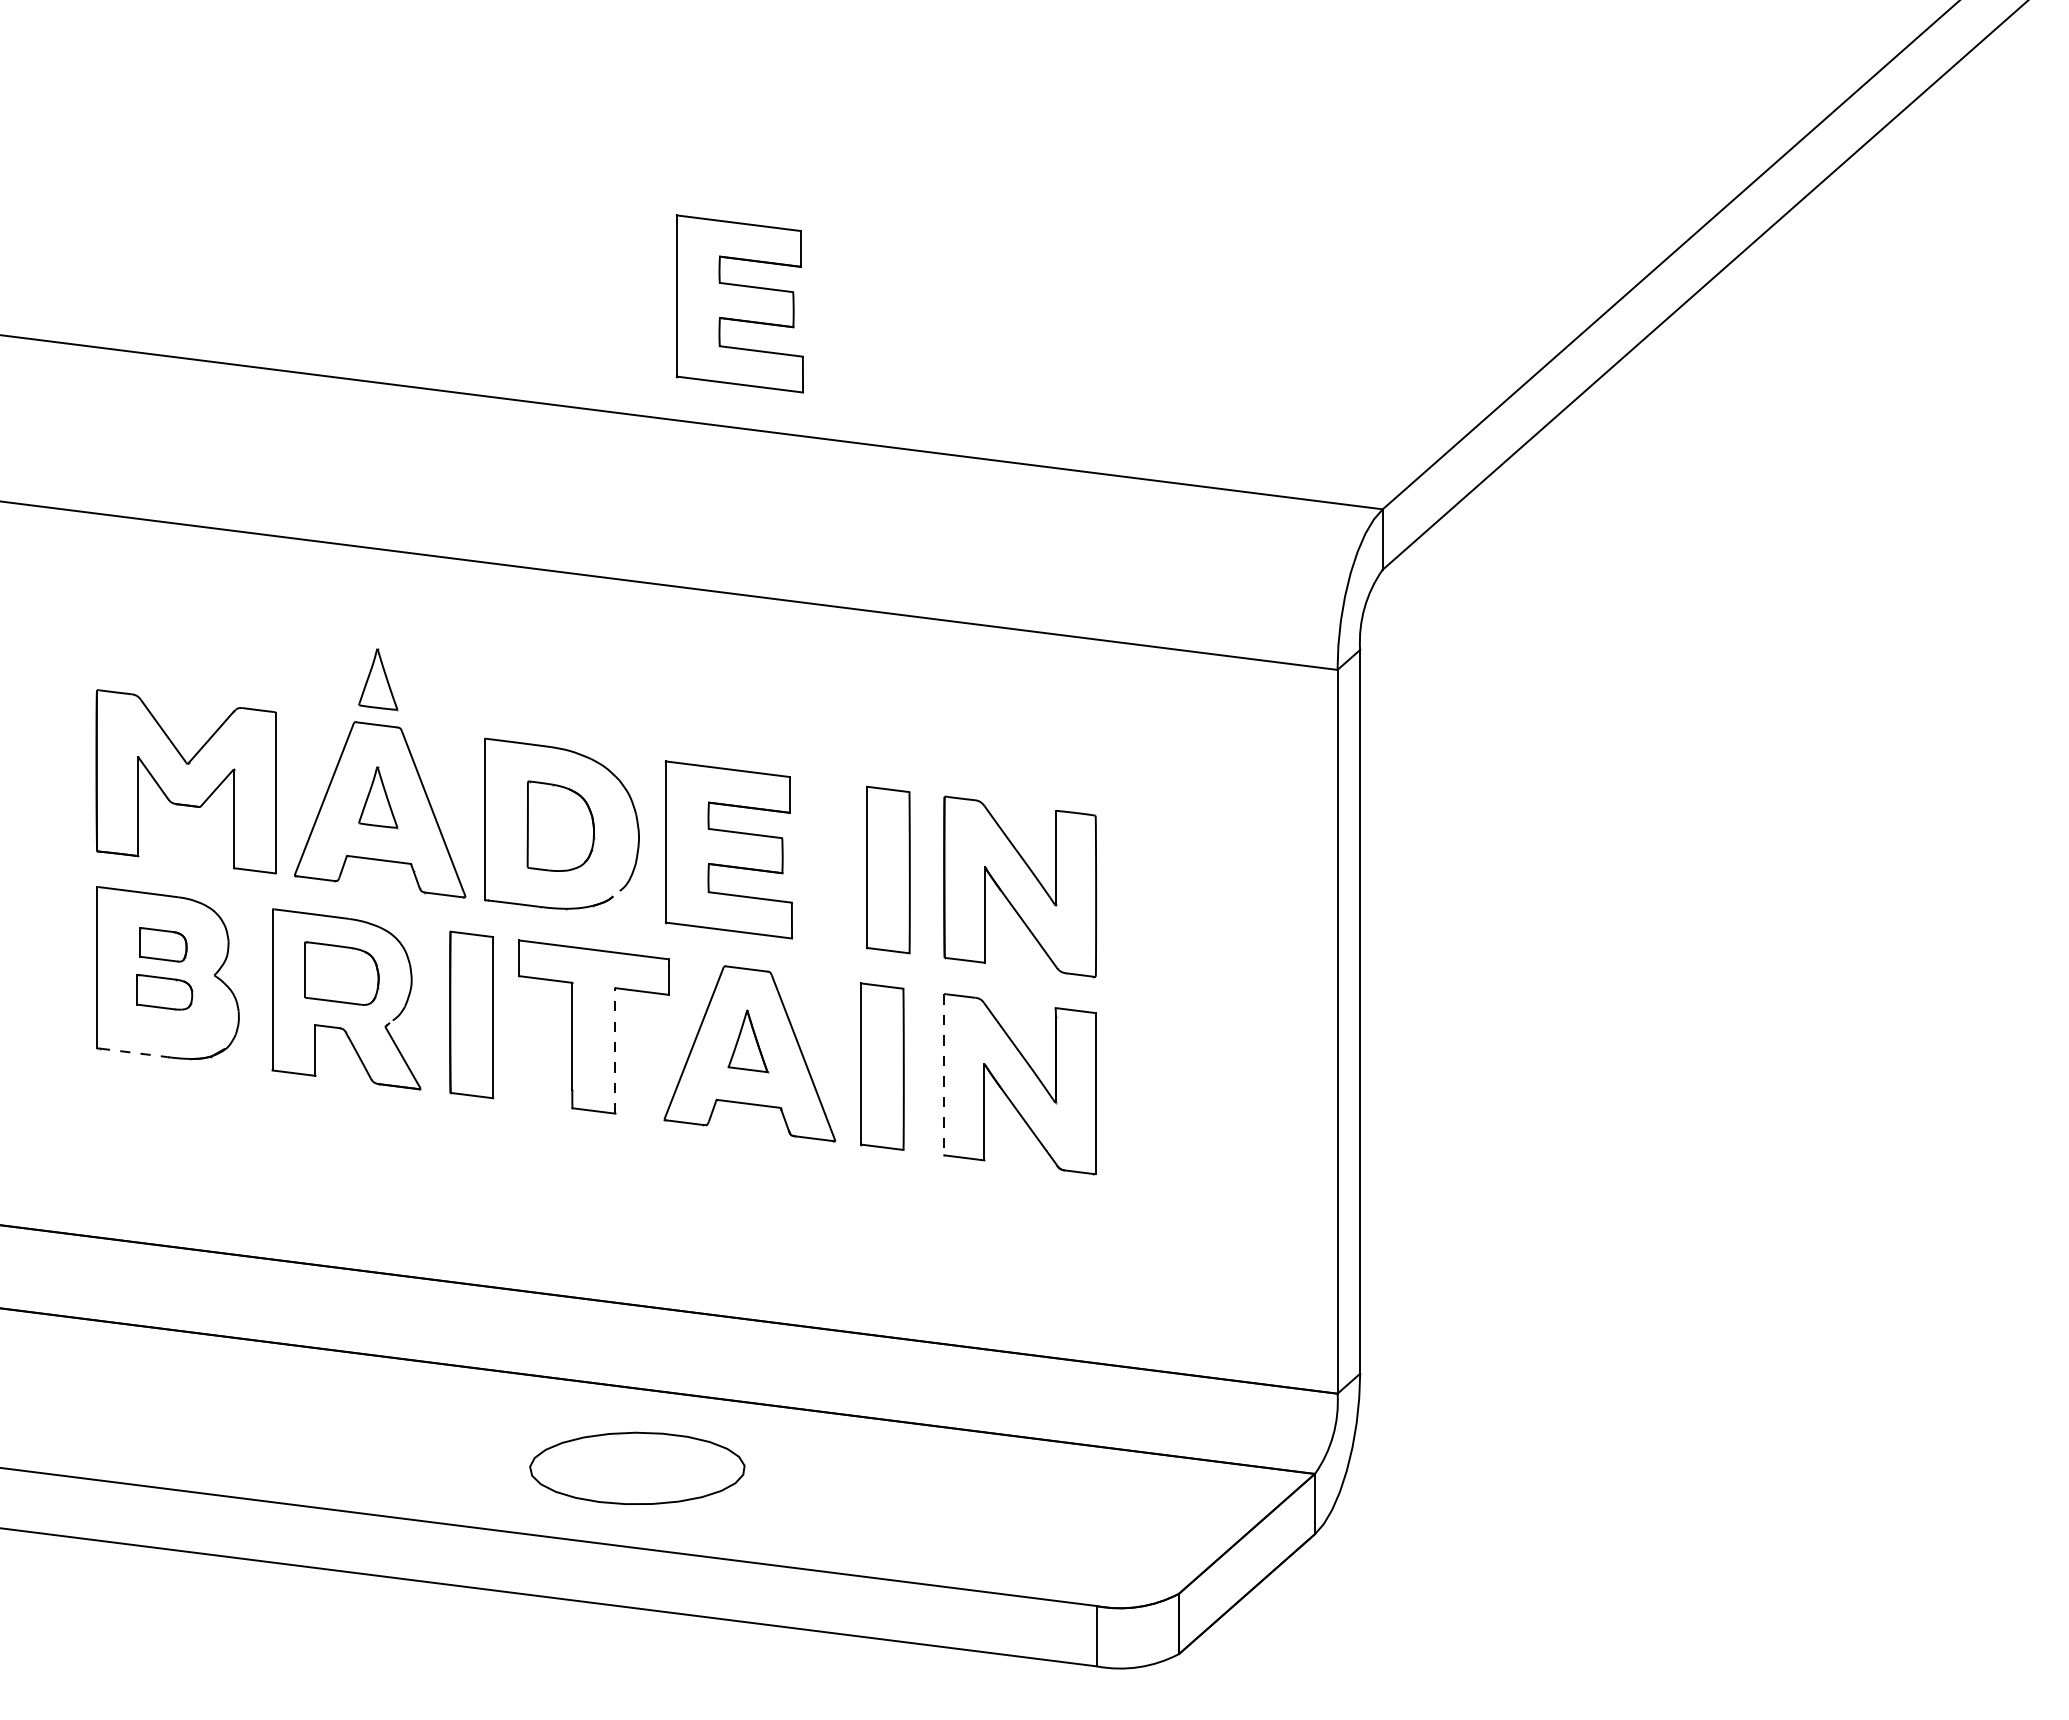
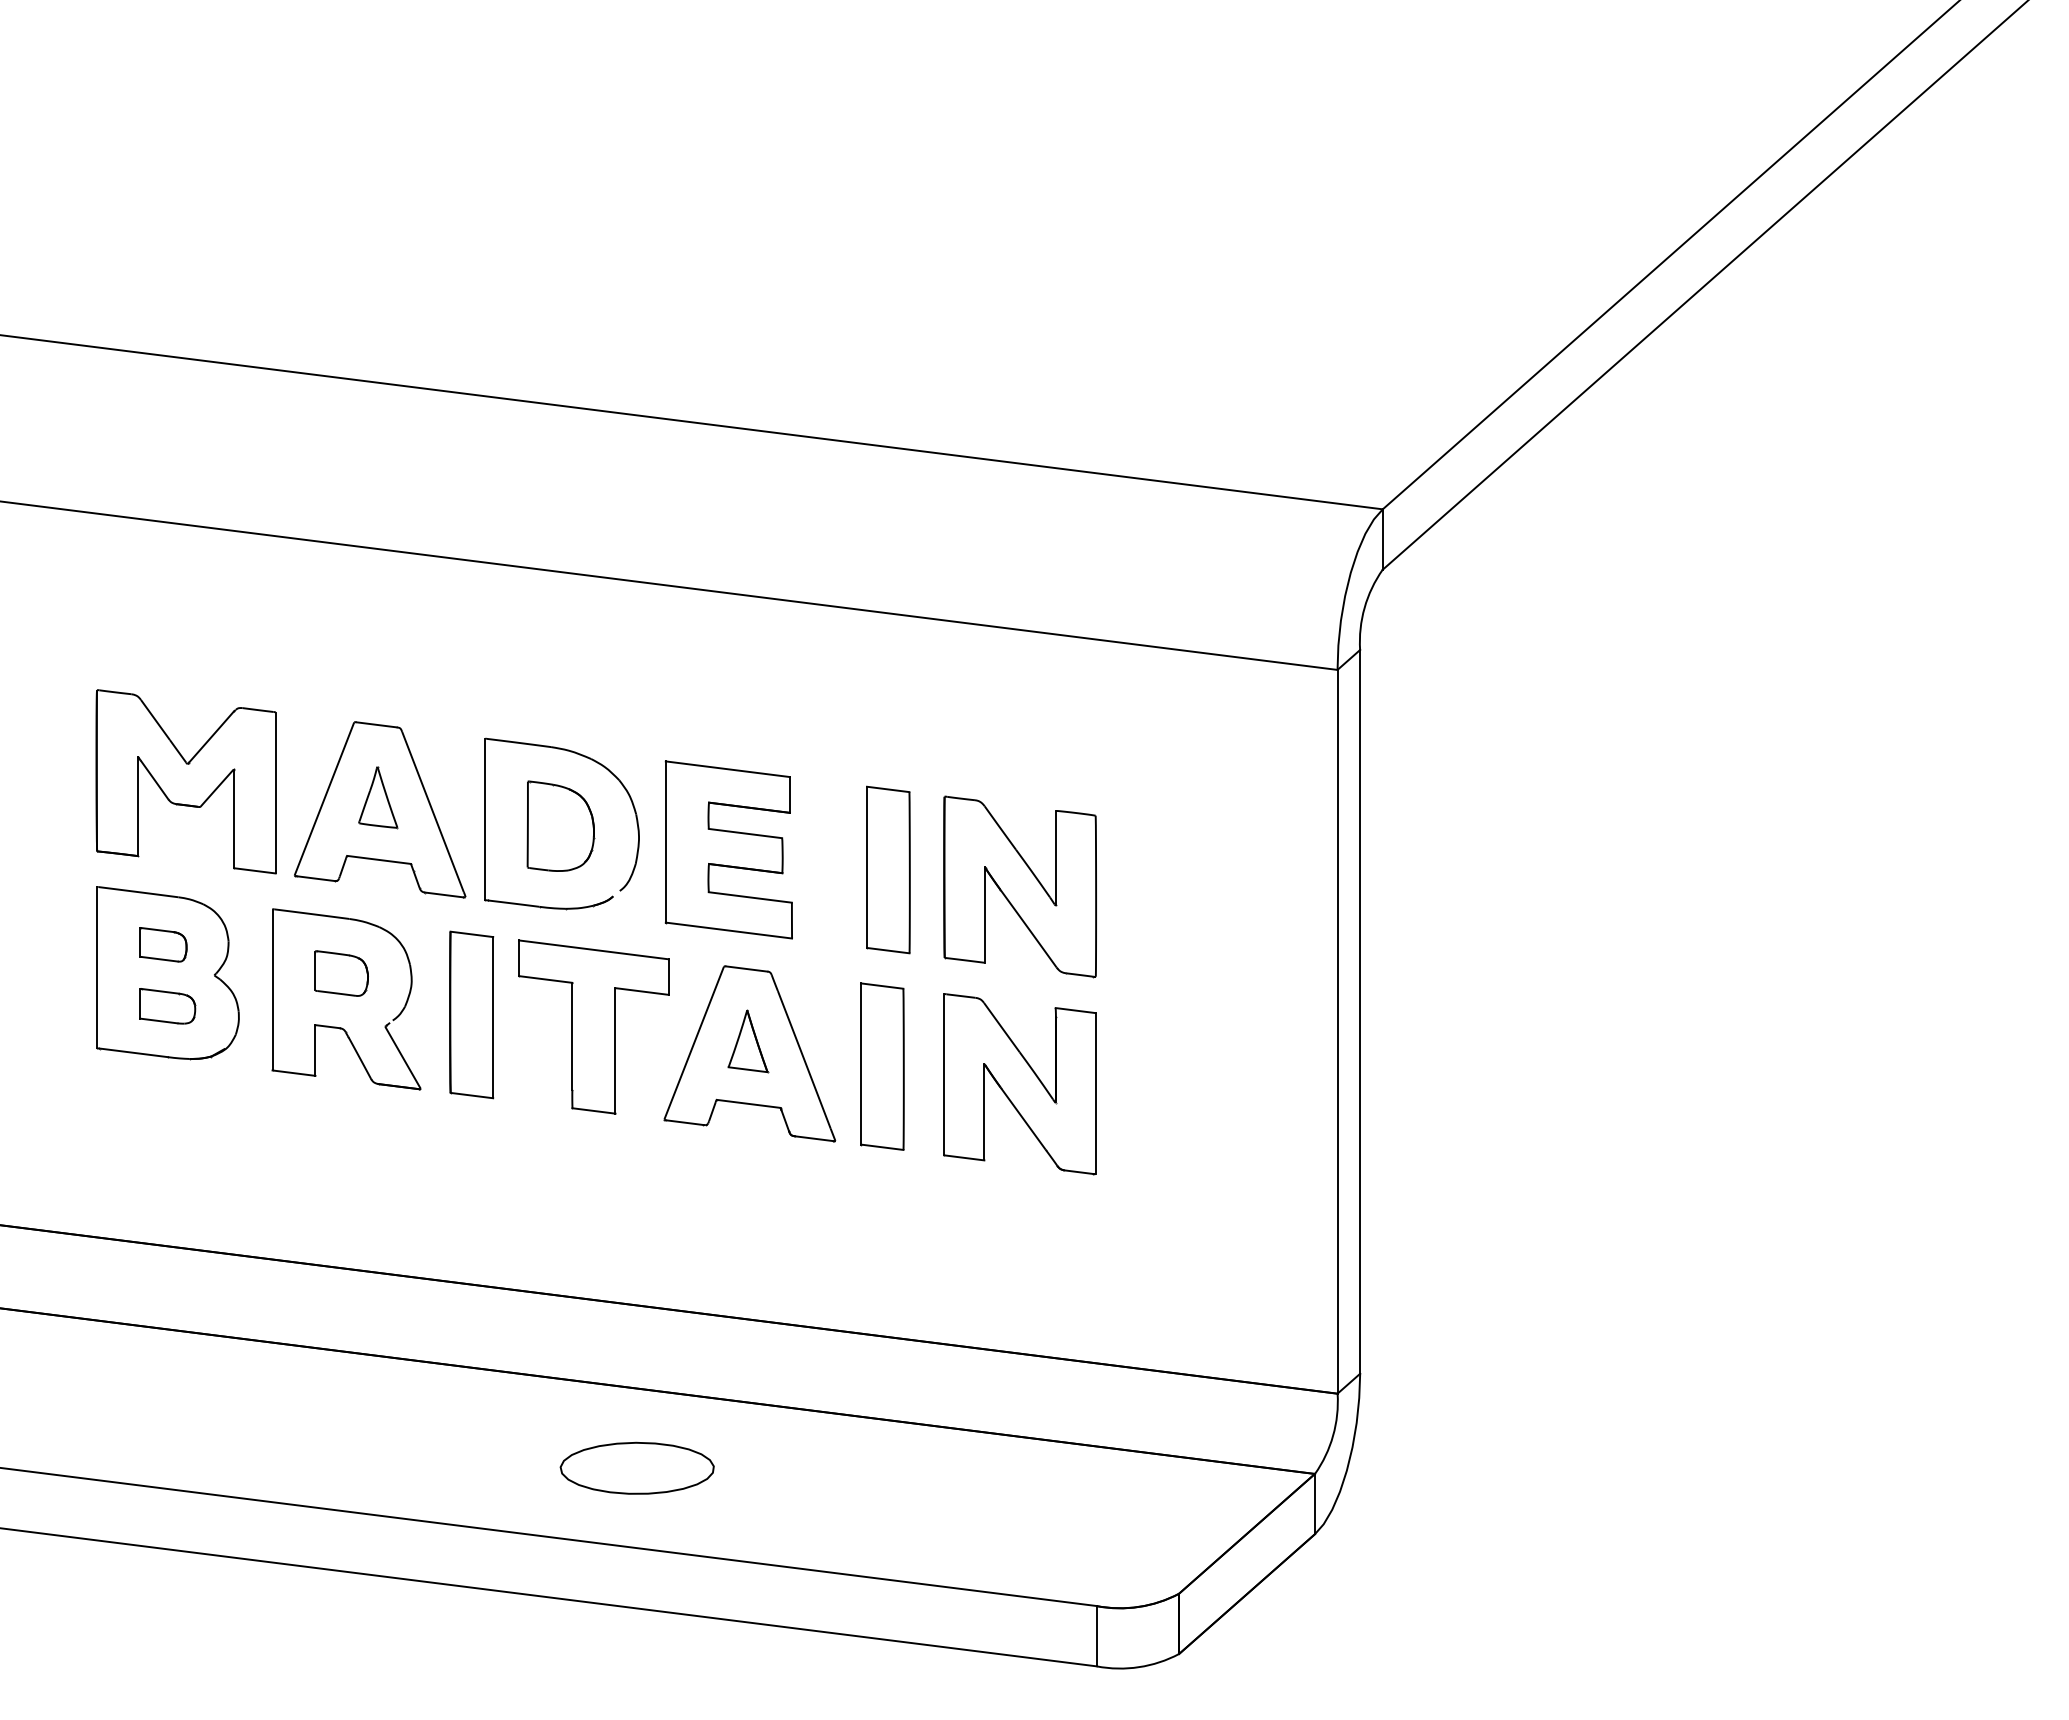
part: present -> none (739, 303)
part: present -> none (378, 679)
part size: 76x65 px -> 55x47 px (341, 973)
part position: (164, 992) -> (167, 1006) (167, 1006)
line: dashed -> solid (615, 1050)
line: dashed -> solid (134, 1052)
line: dashed -> solid (944, 1075)
part size: 217x74 px -> 156x54 px (636, 1467)
